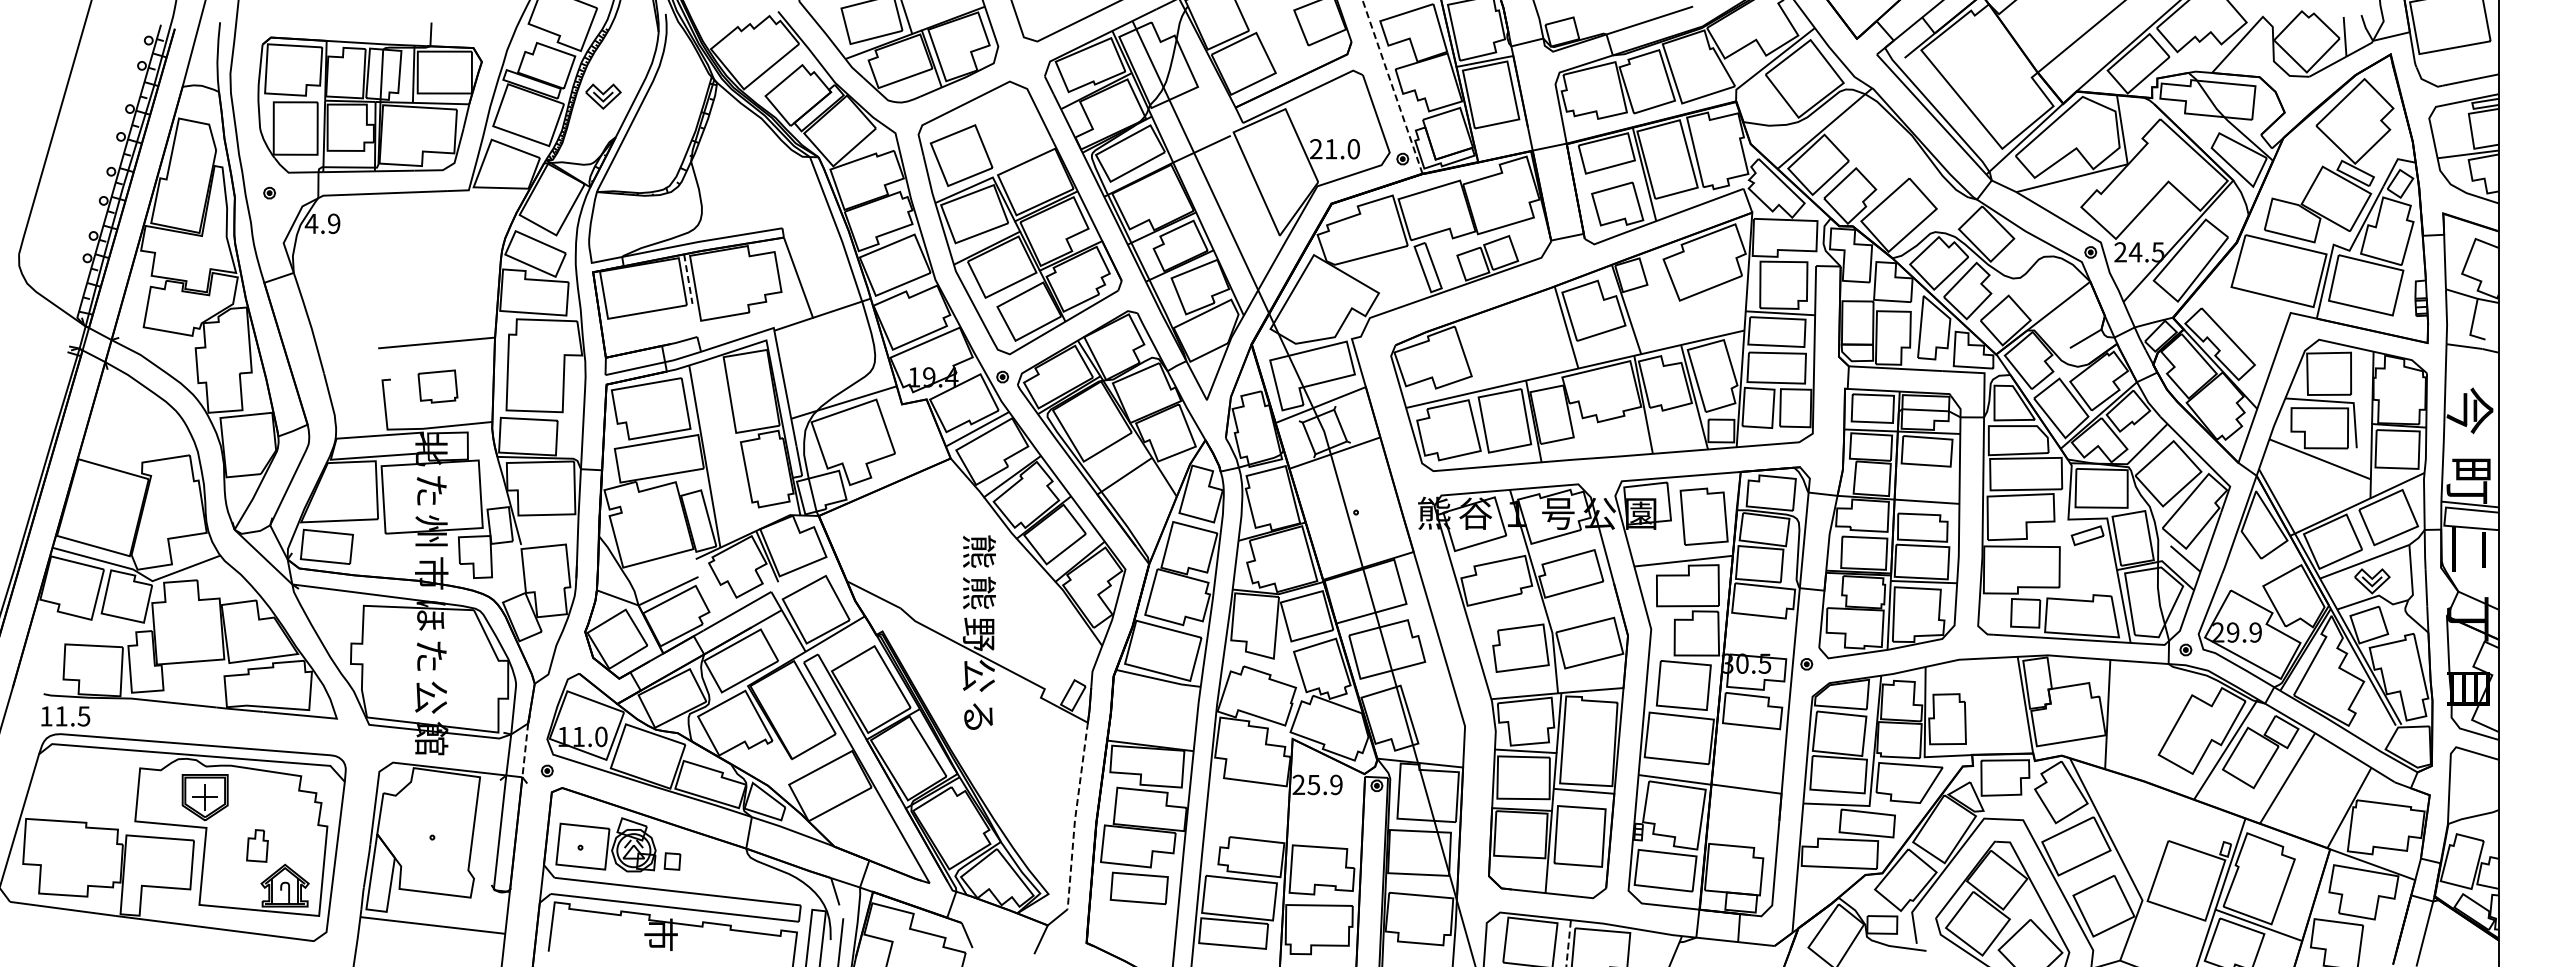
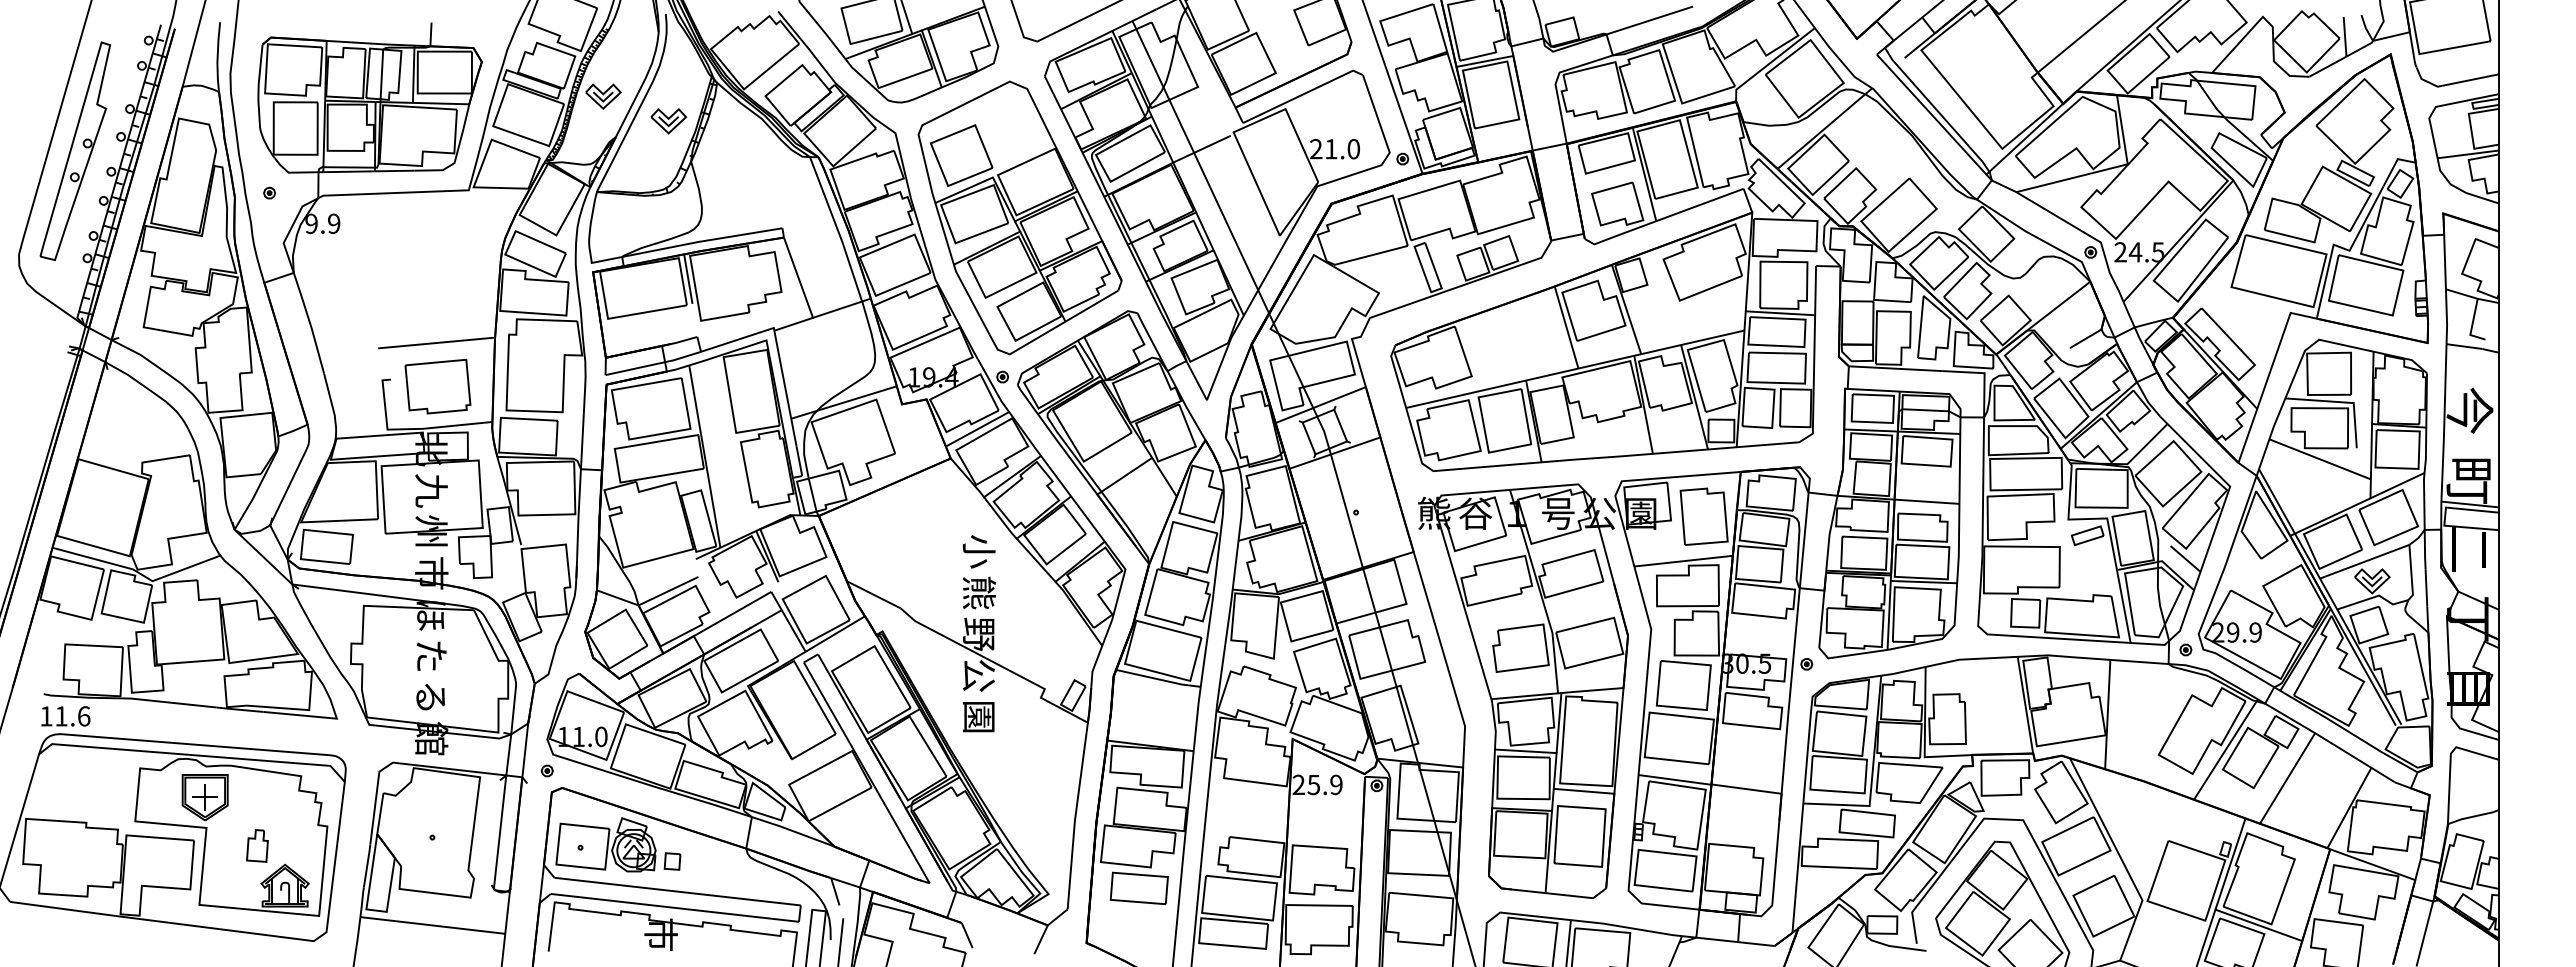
line: dashed -> solid (1392, 87)
part: none -> present (668, 121)
part: none -> present (75, 151)
text: 4.9 -> 9.9 (311, 223)
line: dashed -> solid (688, 279)
part size: 42x35 px -> 68x57 px (437, 386)
text: た -> 九 (431, 490)
text: 熊 -> 小 (978, 551)
text: 公 -> る (431, 697)
text: 11.5 -> 11.6 (83, 716)
text: る -> 園 (978, 717)
line: dashed -> solid (525, 750)
line: dashed -> solid (1075, 815)
line: dashed -> solid (1568, 942)
